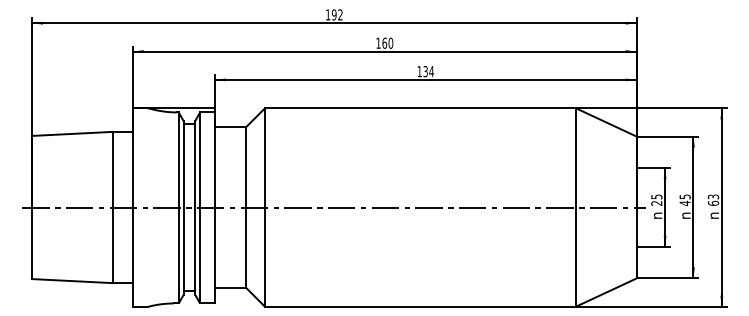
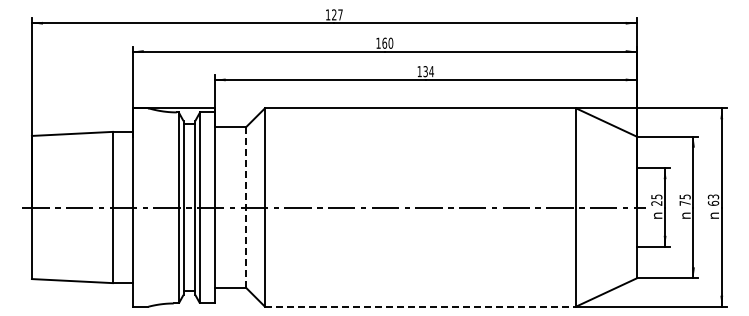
text: 192 -> 127 (337, 14)
text: 45 -> 75 (684, 203)
line: solid -> dashed (246, 207)
line: solid -> dashed (420, 306)
